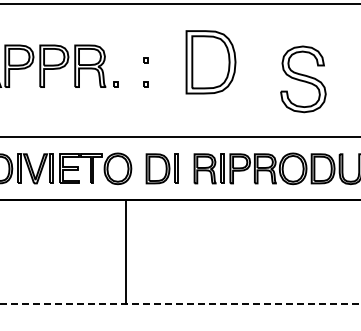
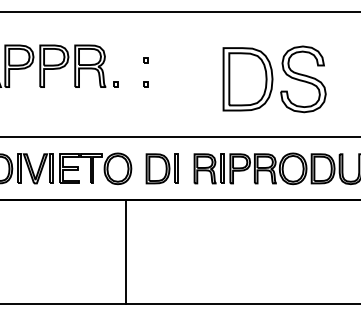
line position: (179, 4) -> (179, 12) (179, 12)
part position: (210, 62) -> (247, 79) (247, 79)
line: dashed -> solid (180, 303)
